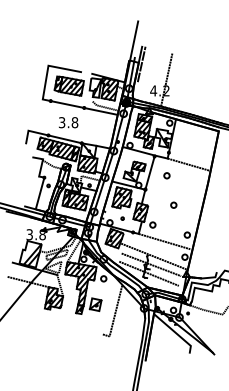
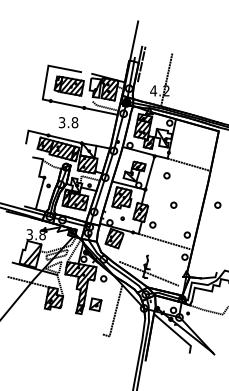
part: none -> present (217, 204)
line: present -> none (154, 256)
line: present -> none (151, 264)
